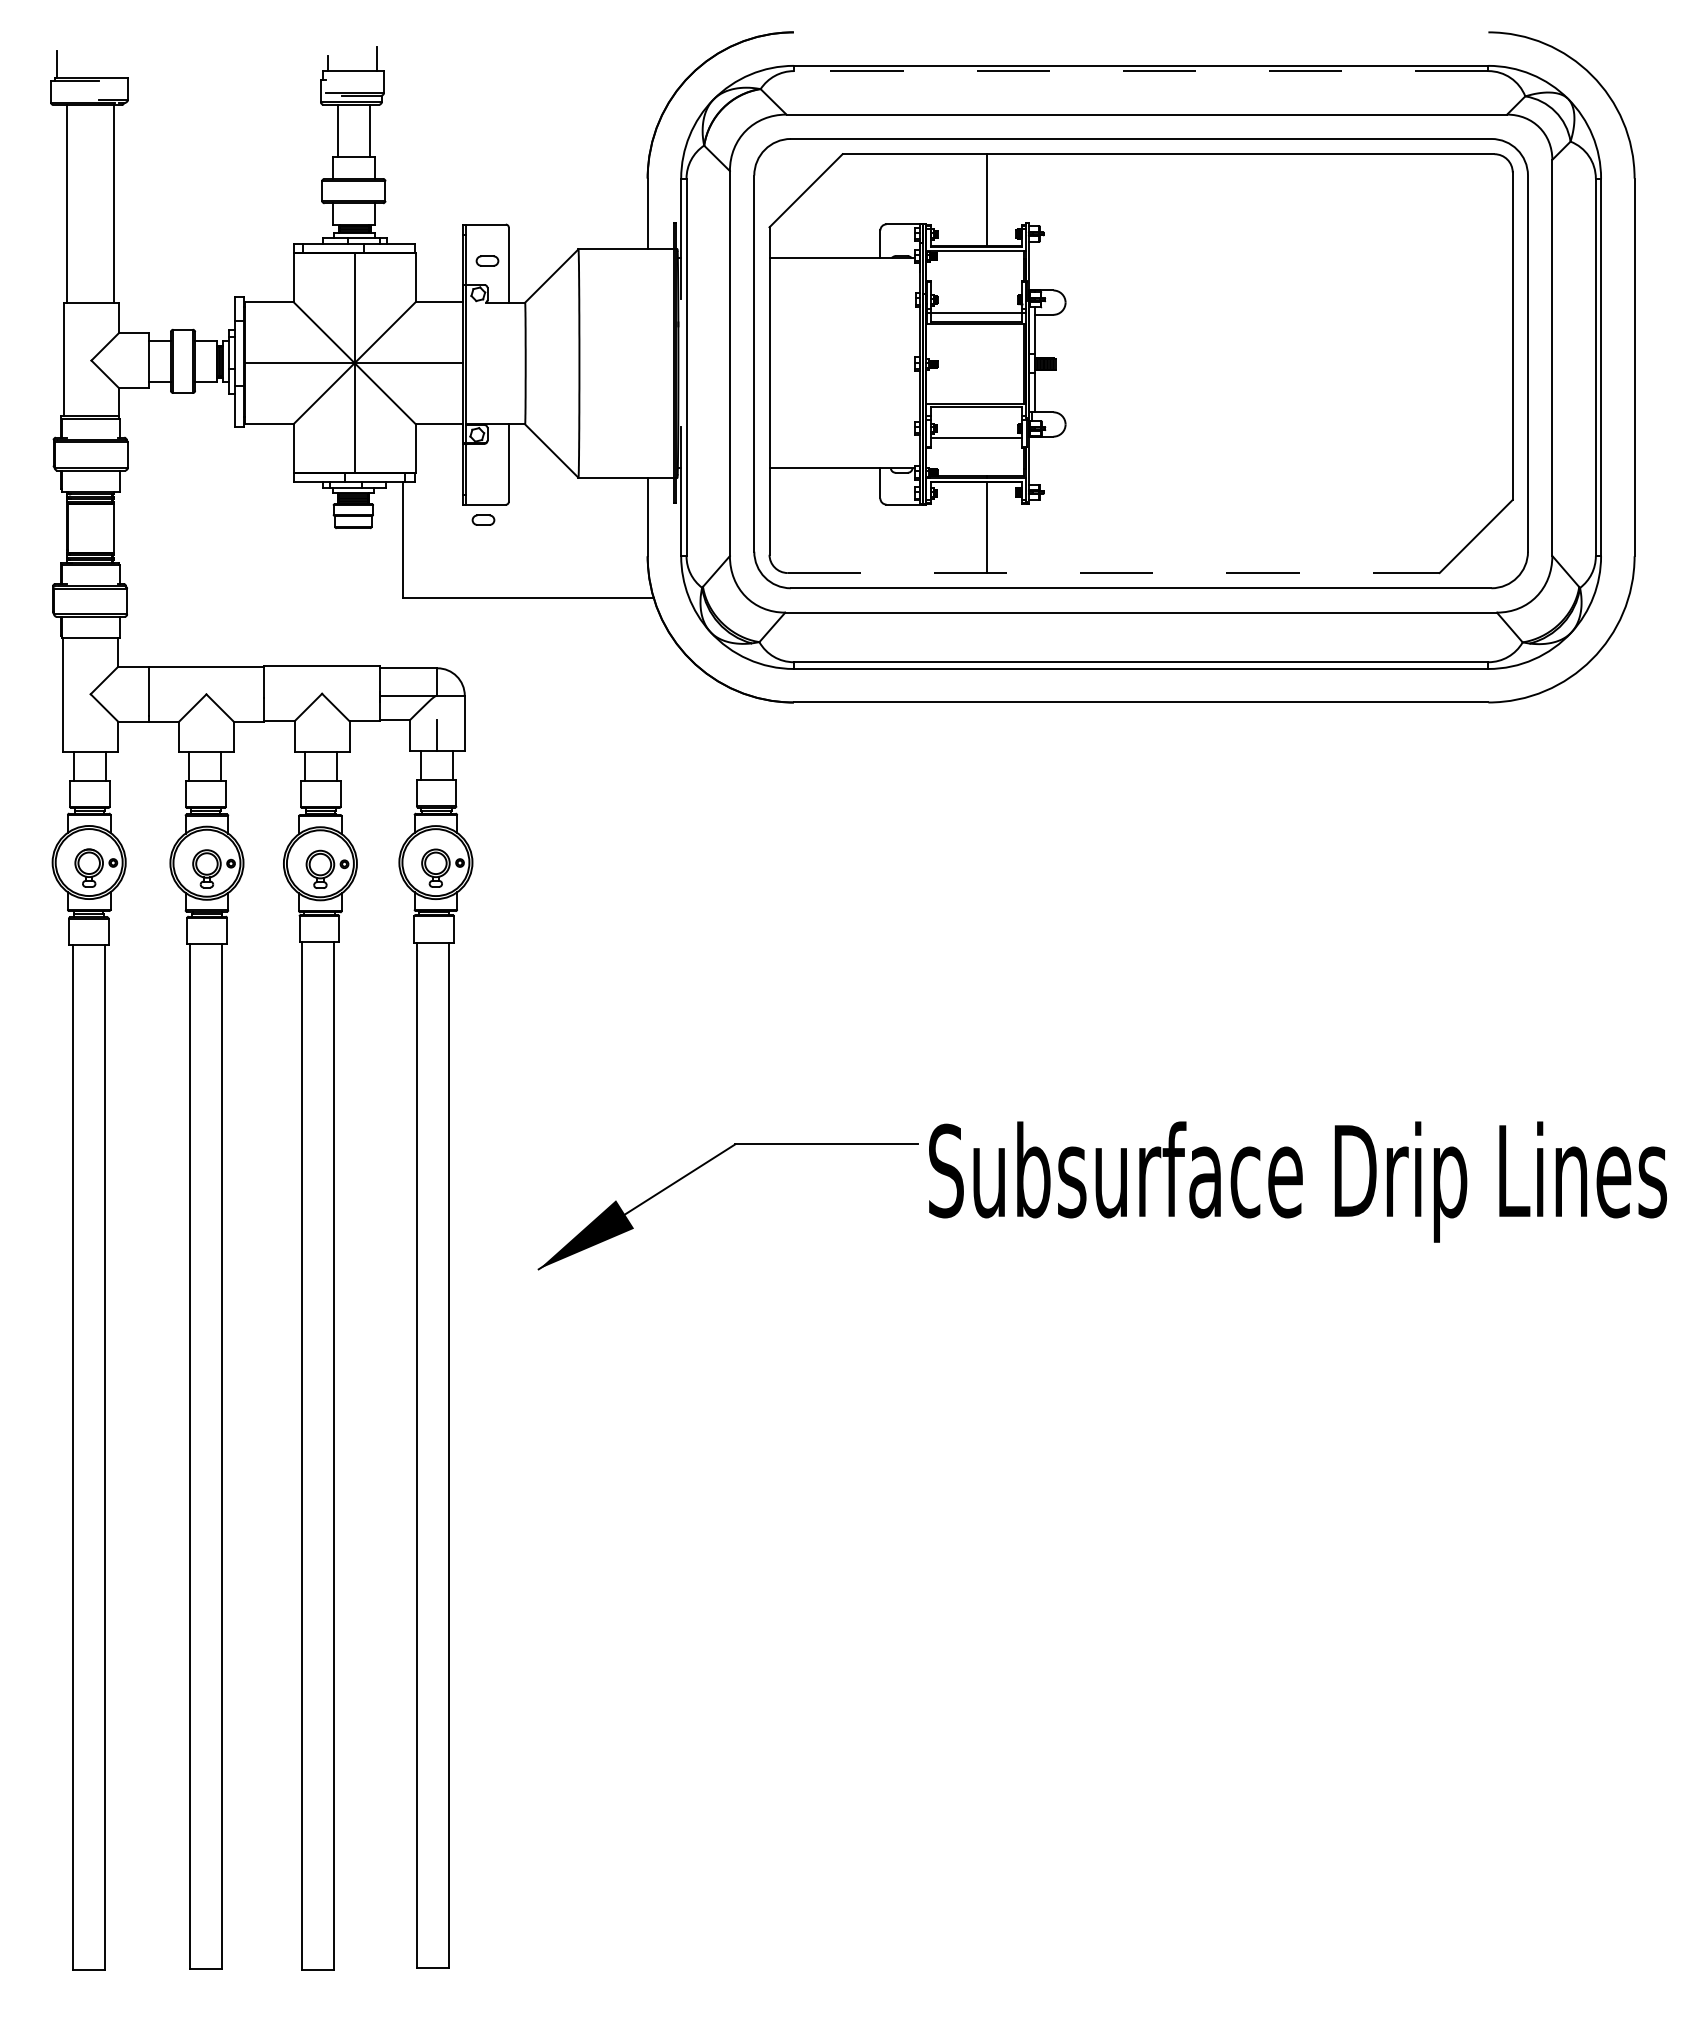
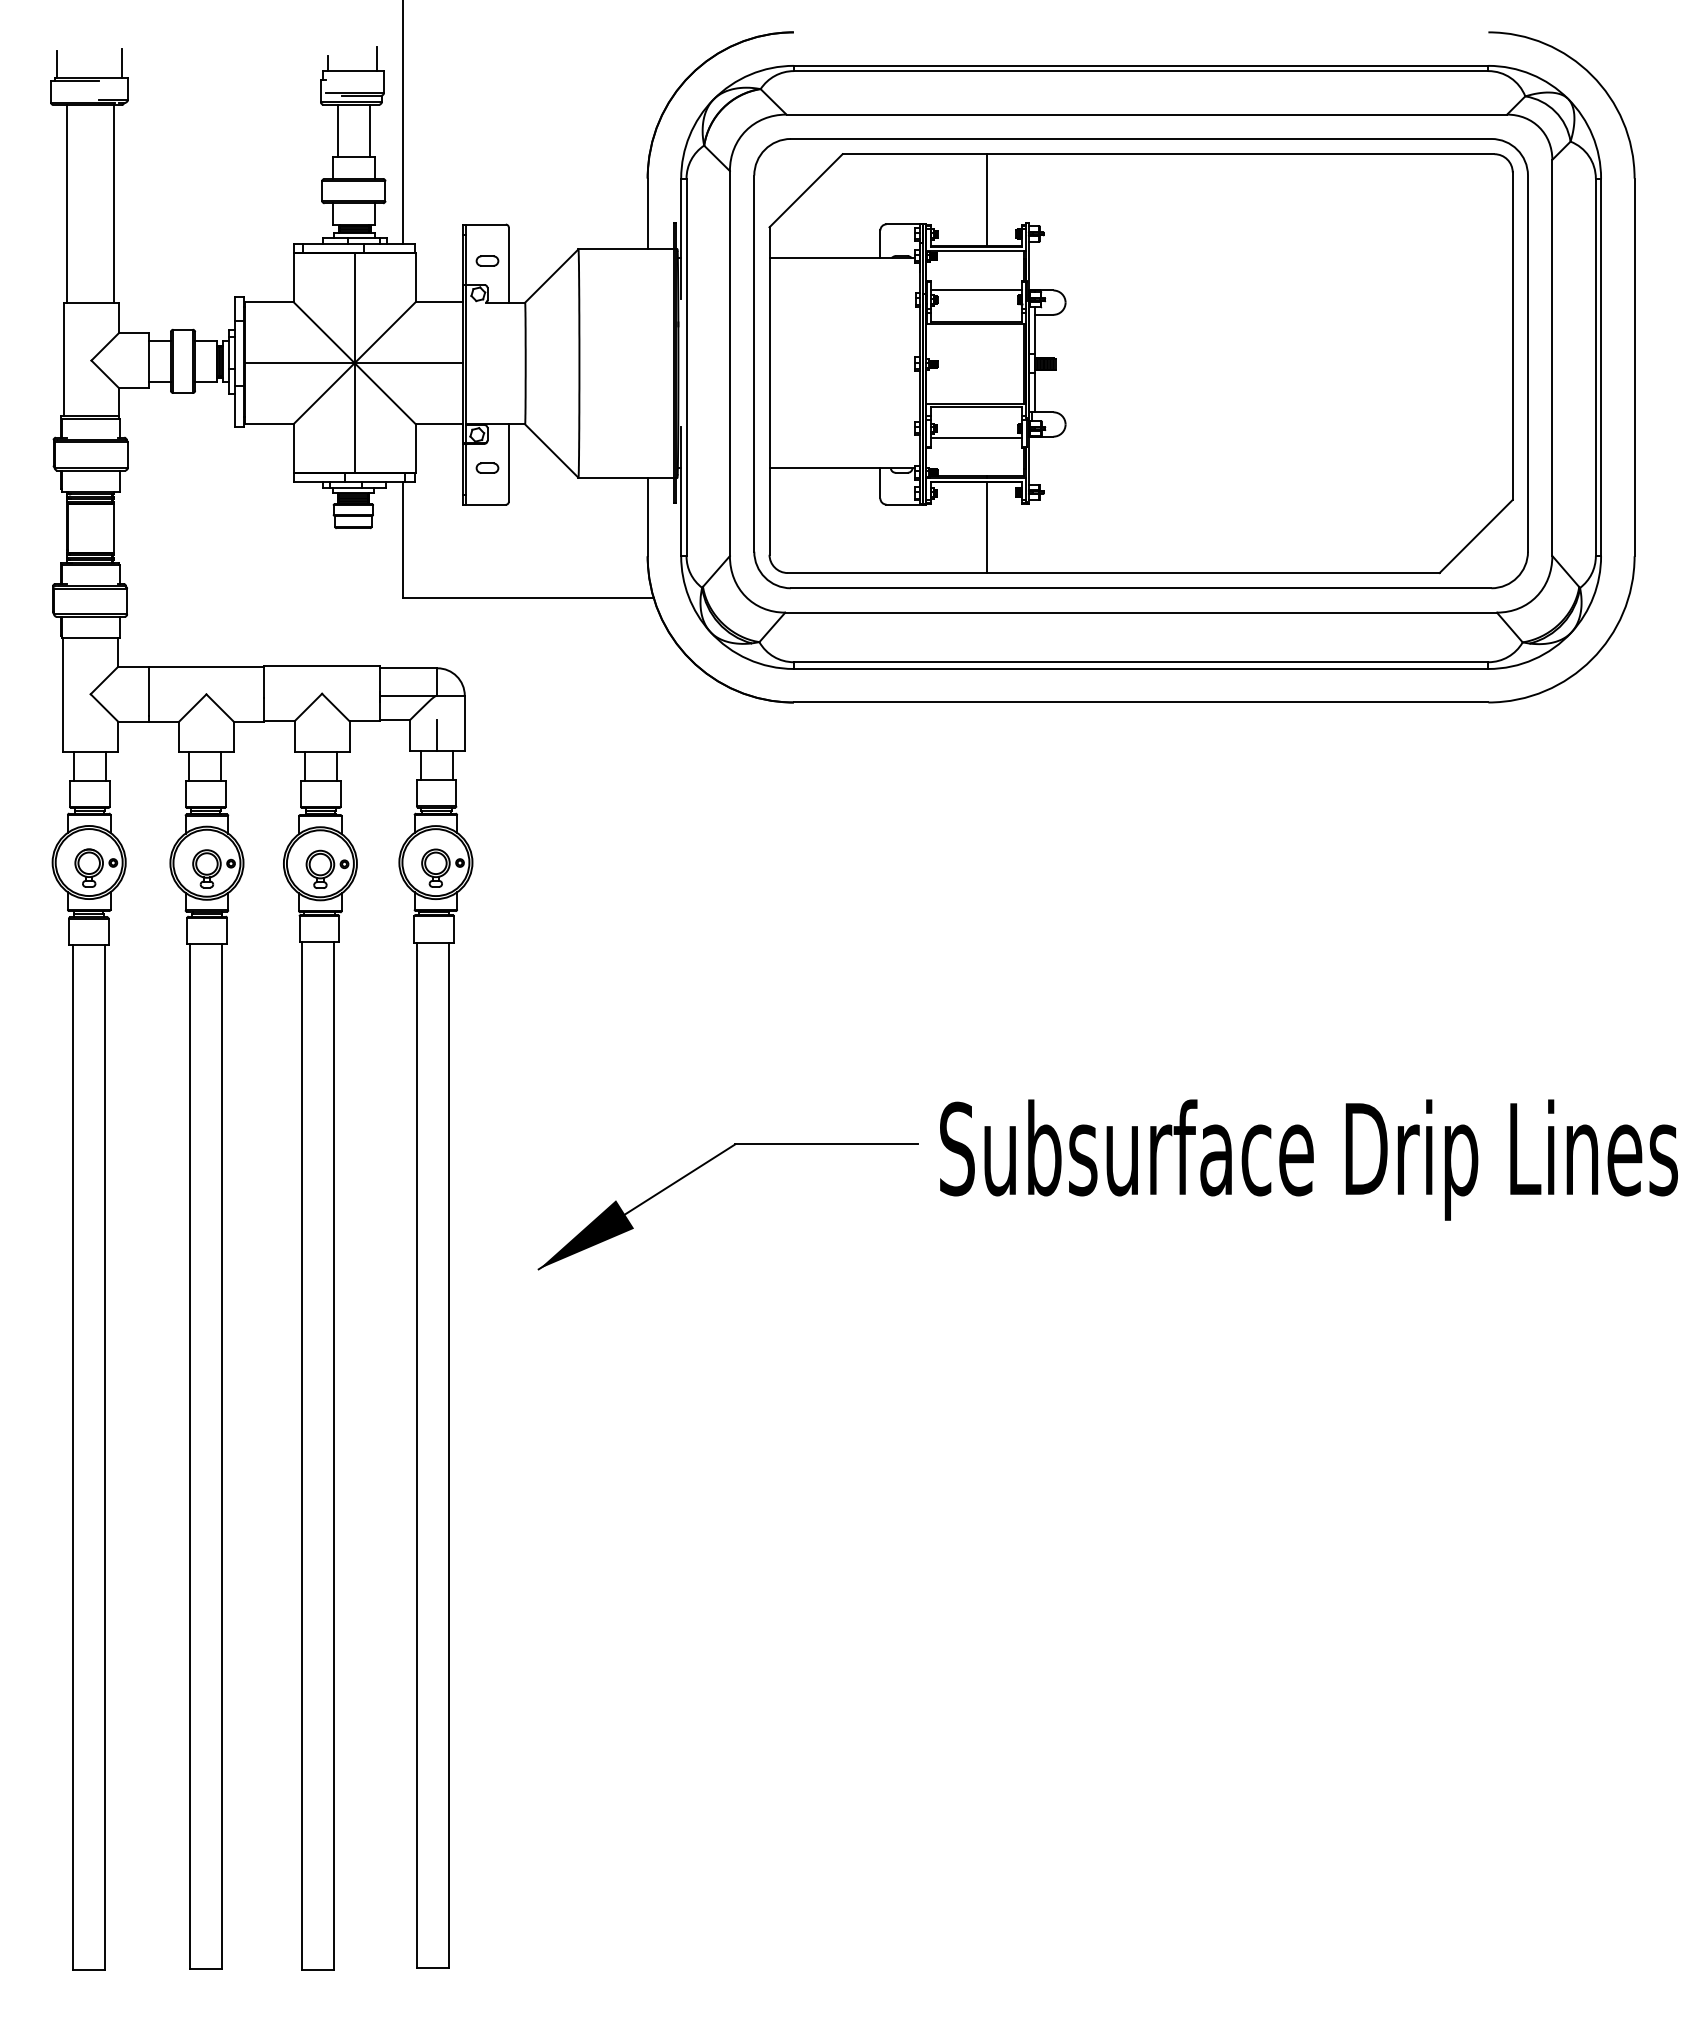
line: none -> present (121, 63)
line: dashed -> solid (1140, 71)
line: none -> present (402, 122)
line position: (976, 312) -> (976, 289) (976, 289)
part position: (483, 519) -> (487, 467) (487, 467)
line: dashed -> solid (1113, 573)
text position: (1297, 1181) -> (1308, 1159) (1308, 1159)
